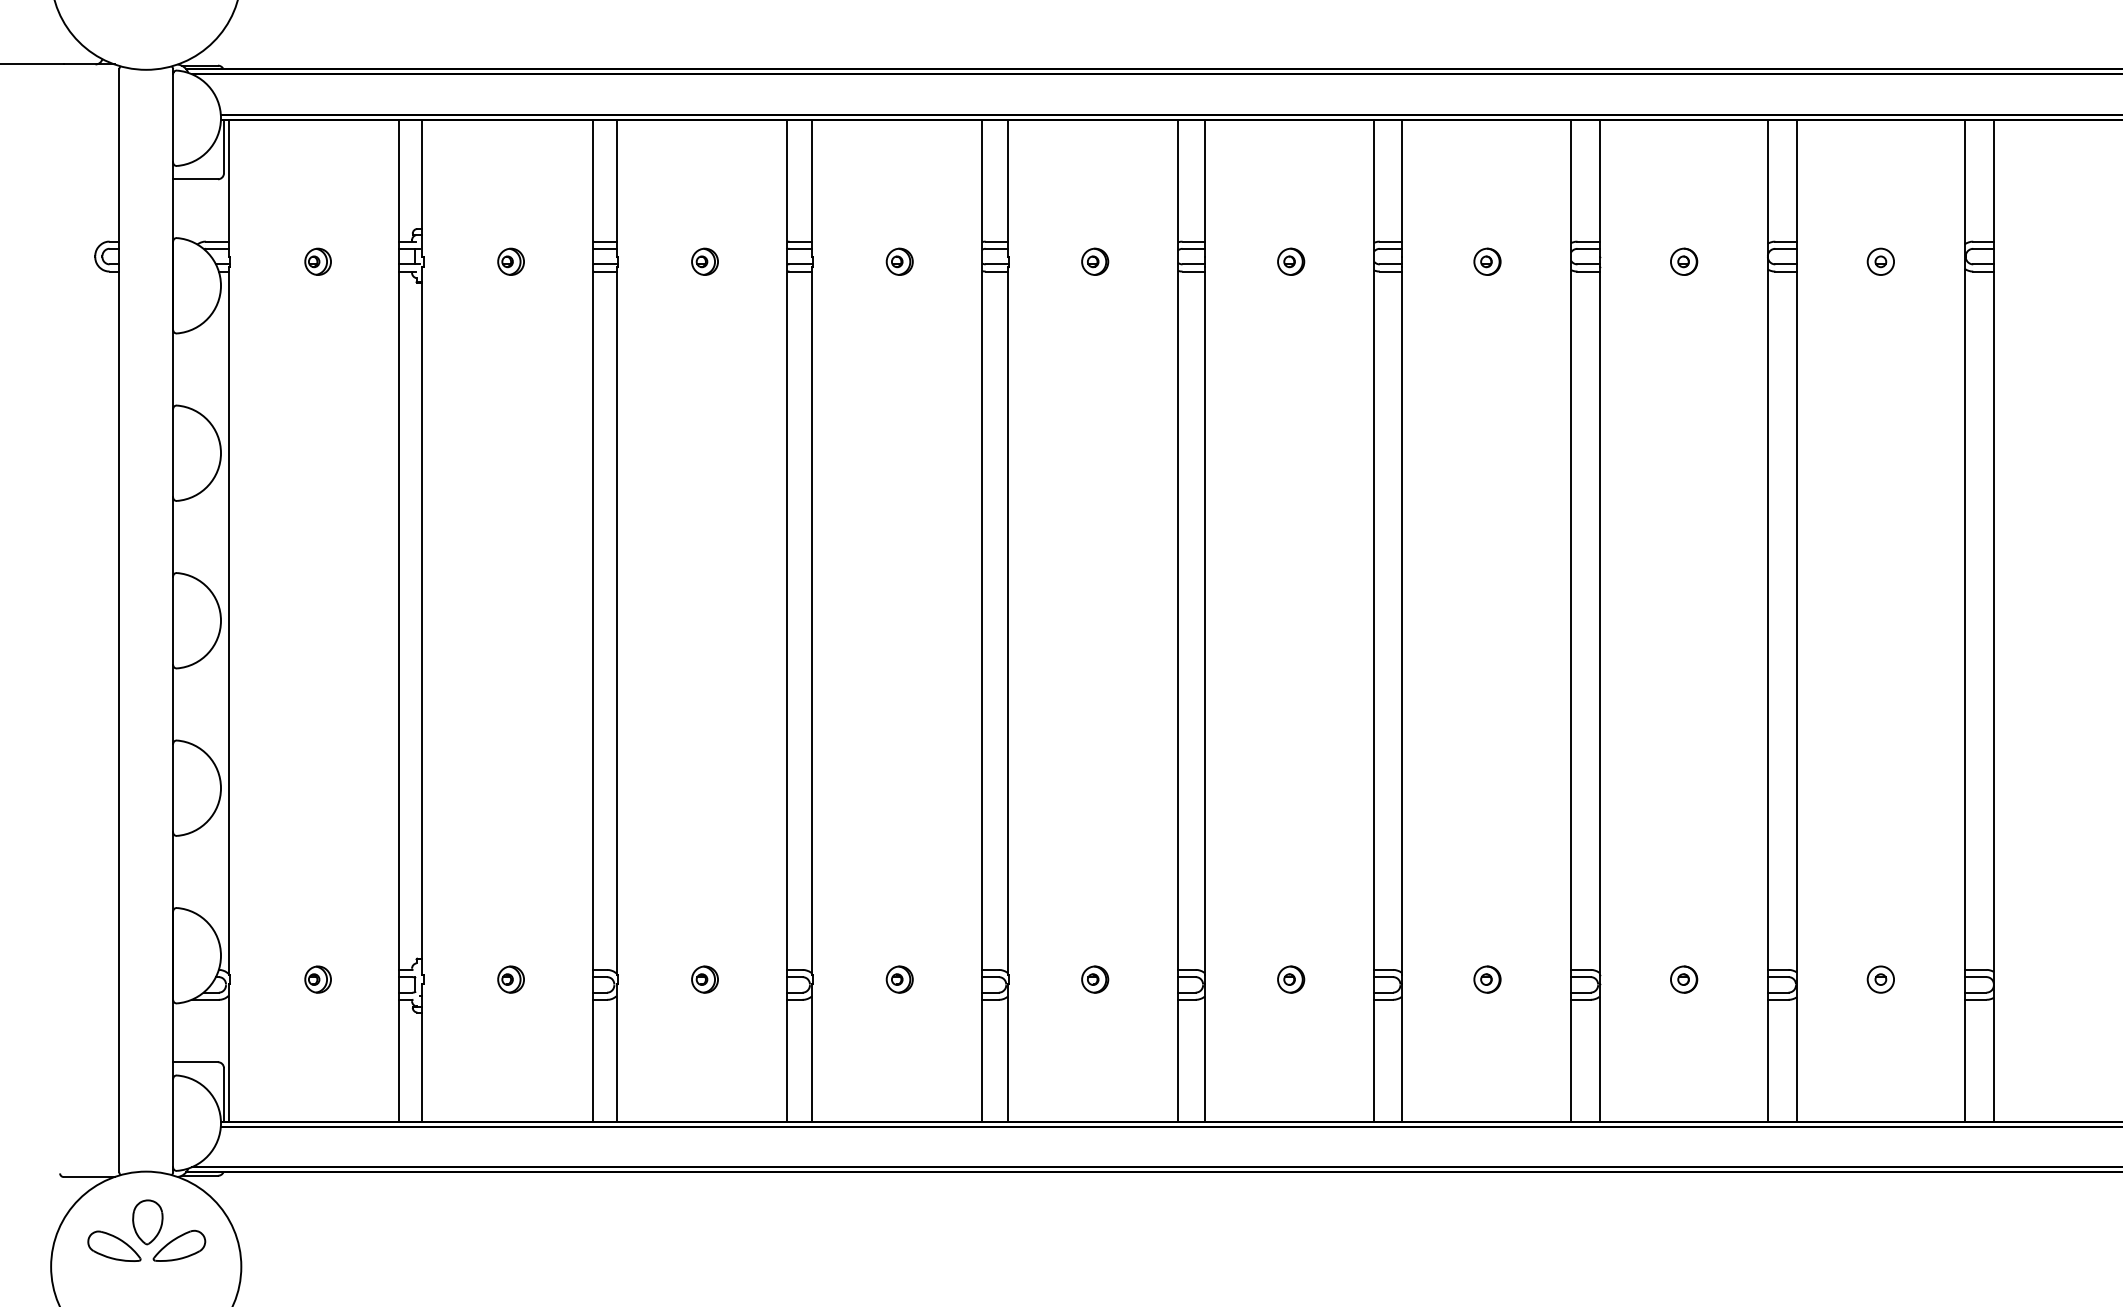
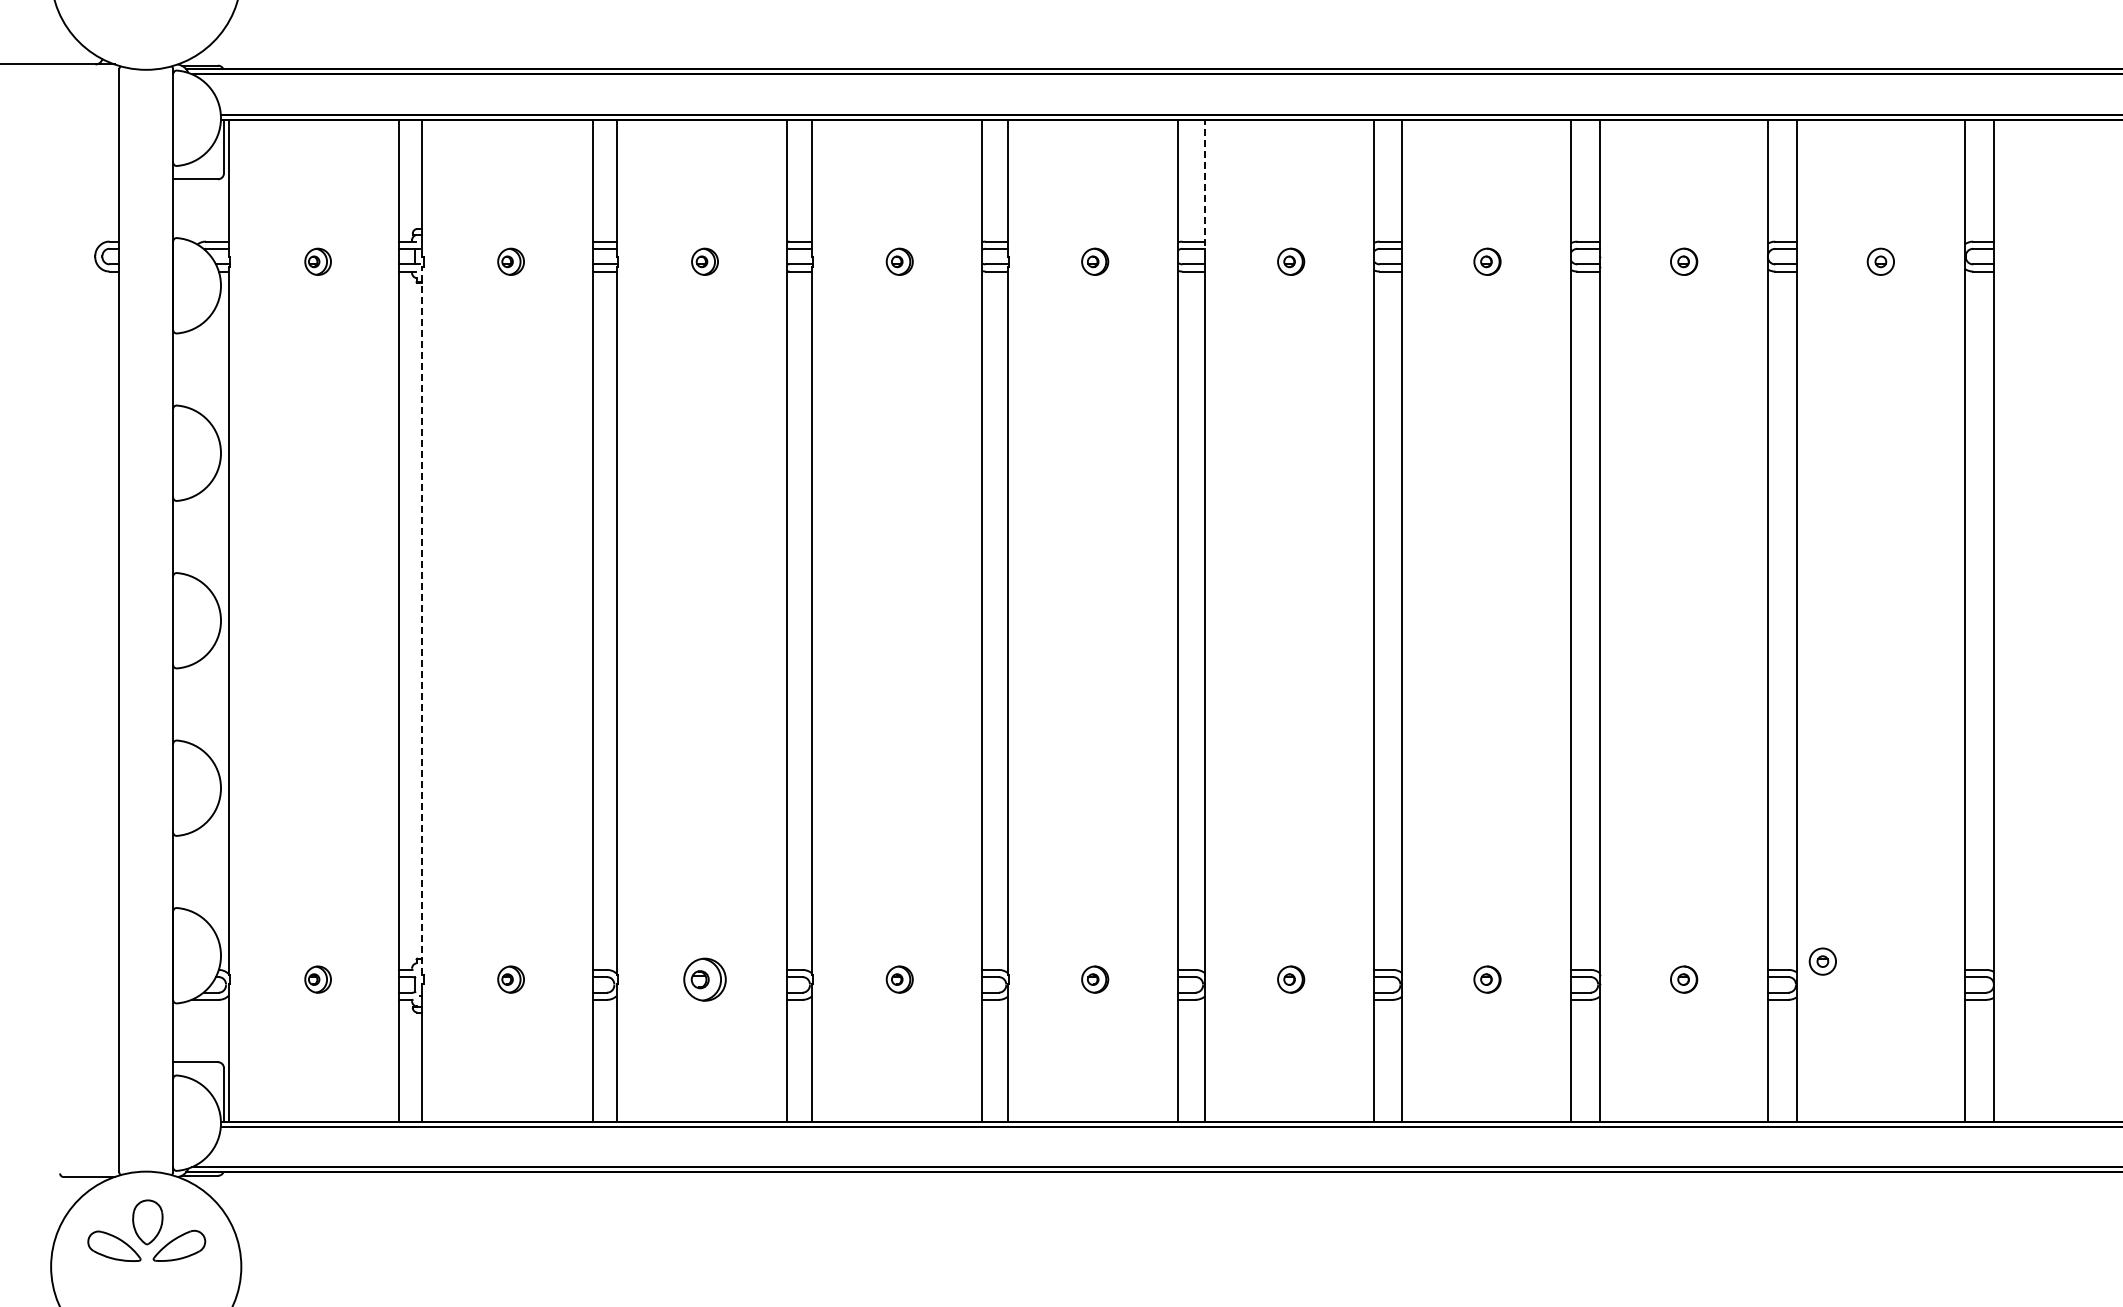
line: solid -> dashed (1204, 188)
line: solid -> dashed (422, 620)
part size: 28x29 px -> 44x45 px (704, 979)
part position: (1880, 979) -> (1822, 961) (1822, 961)
